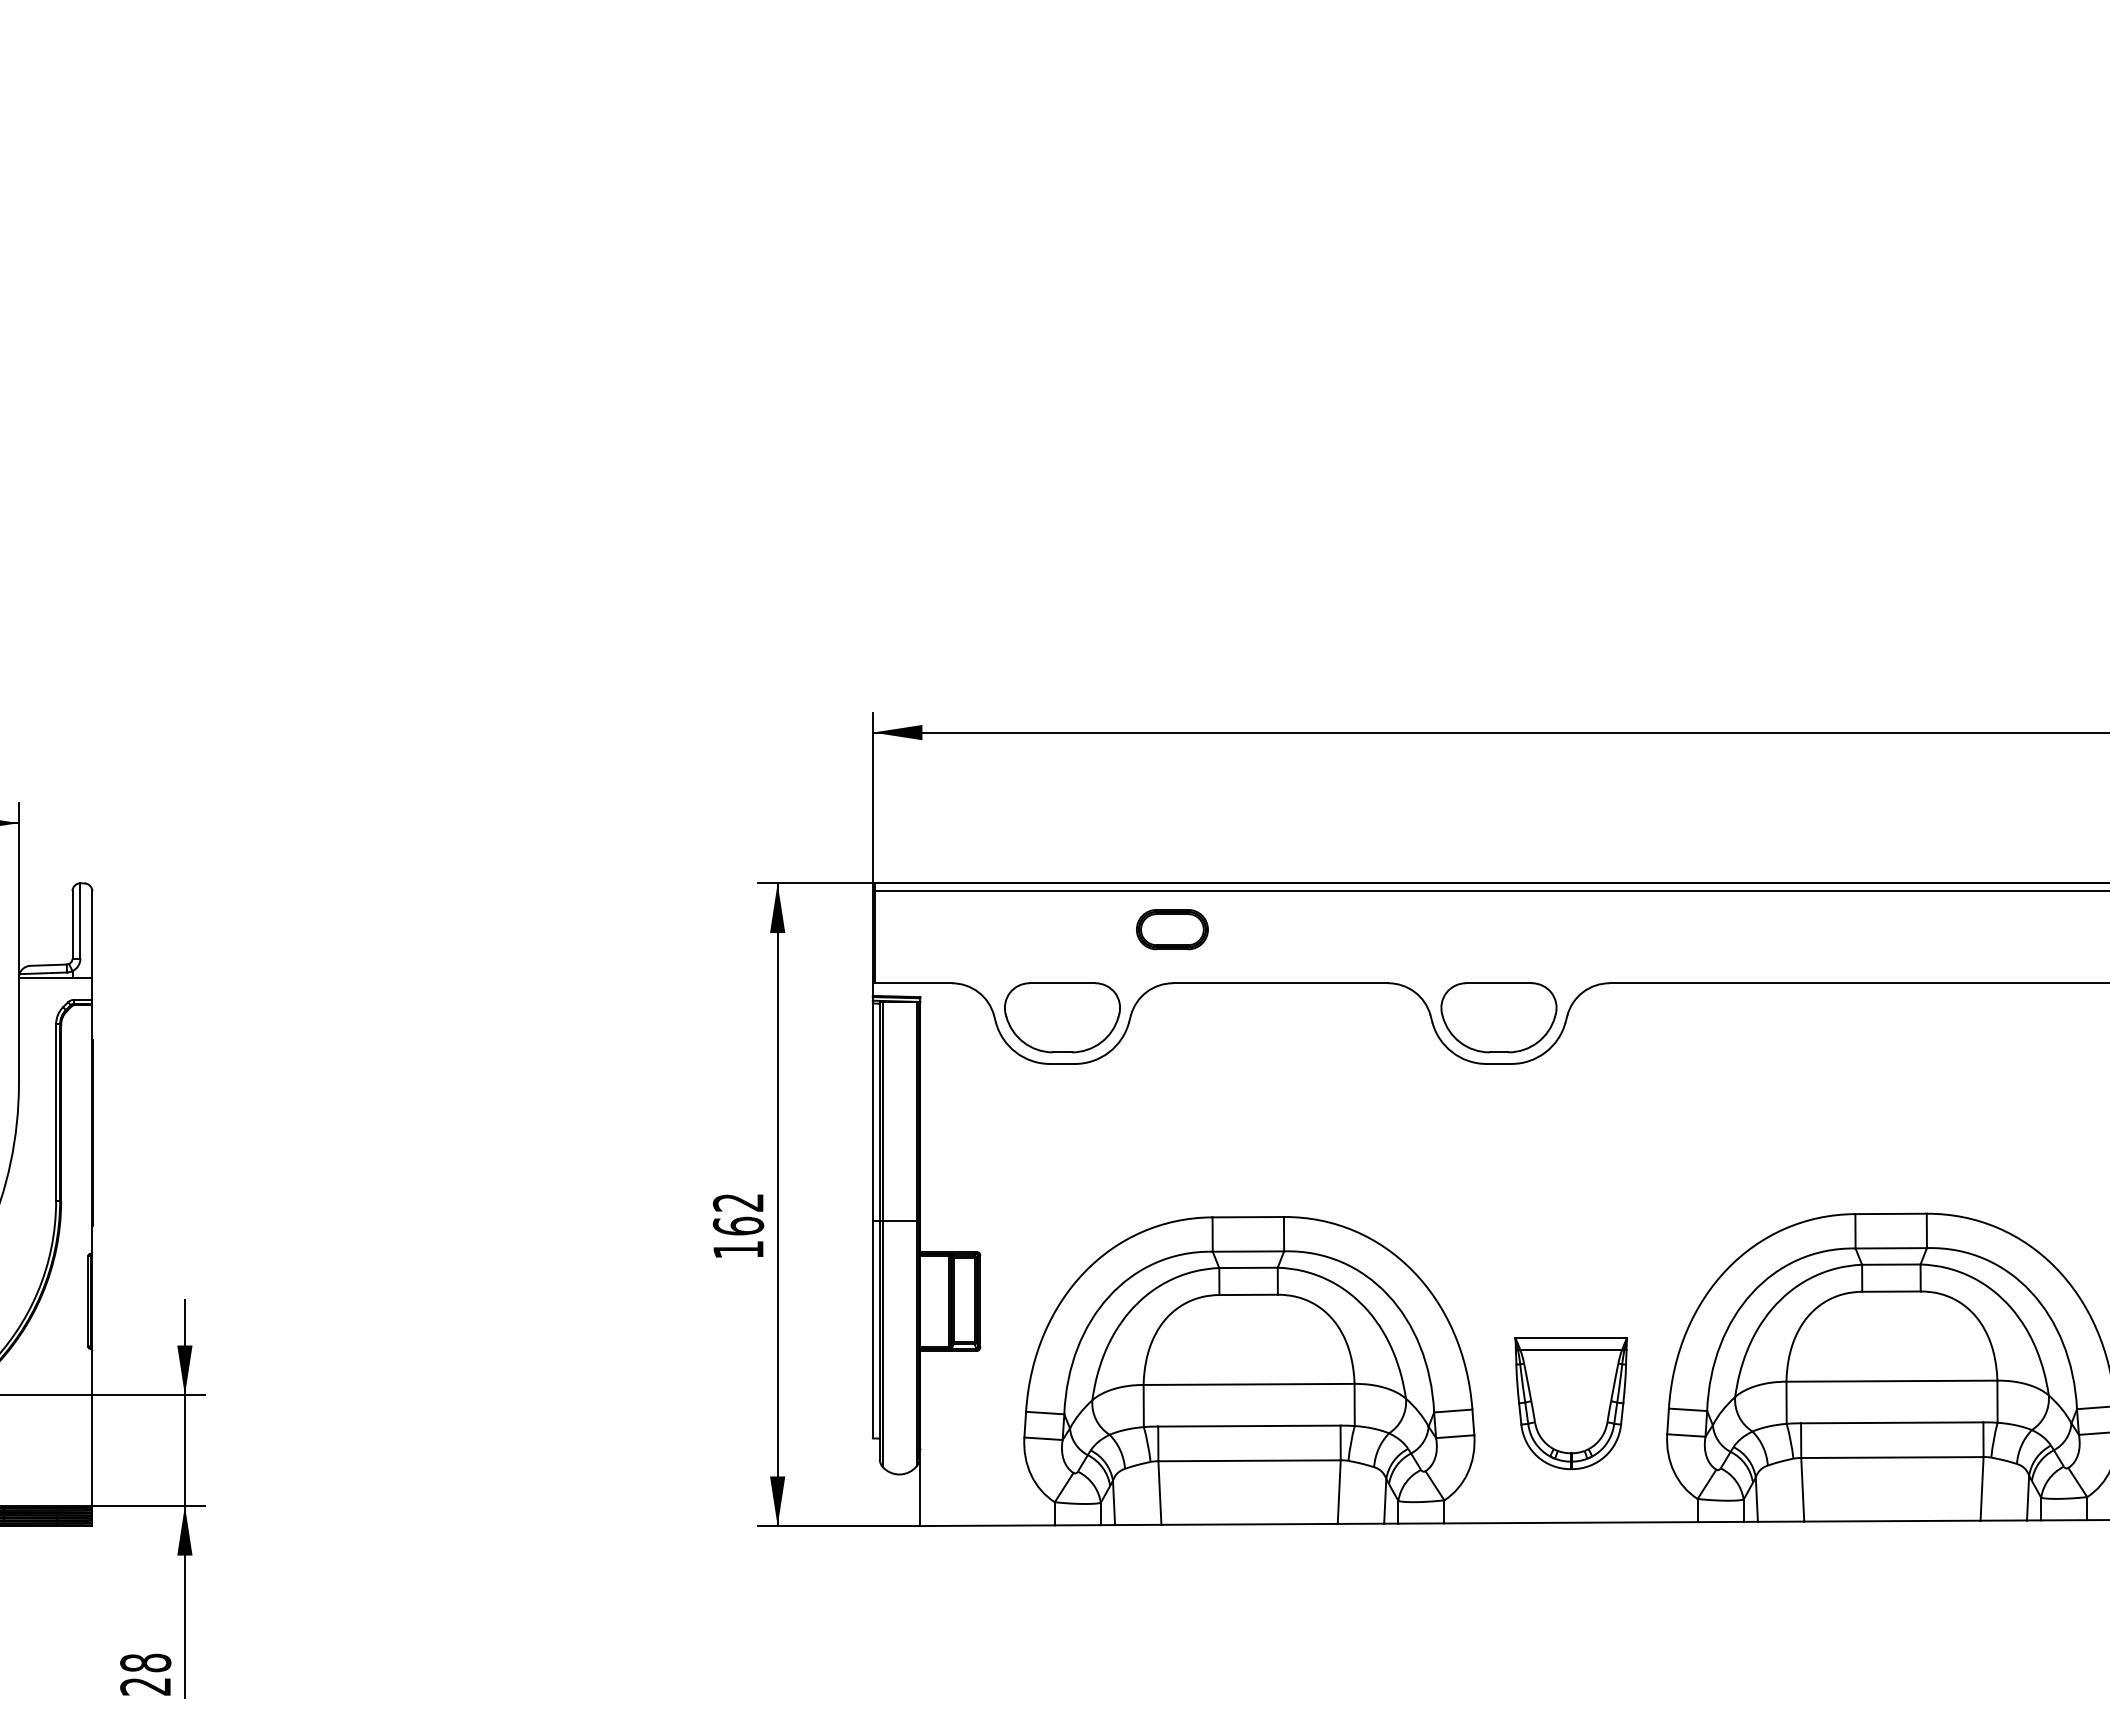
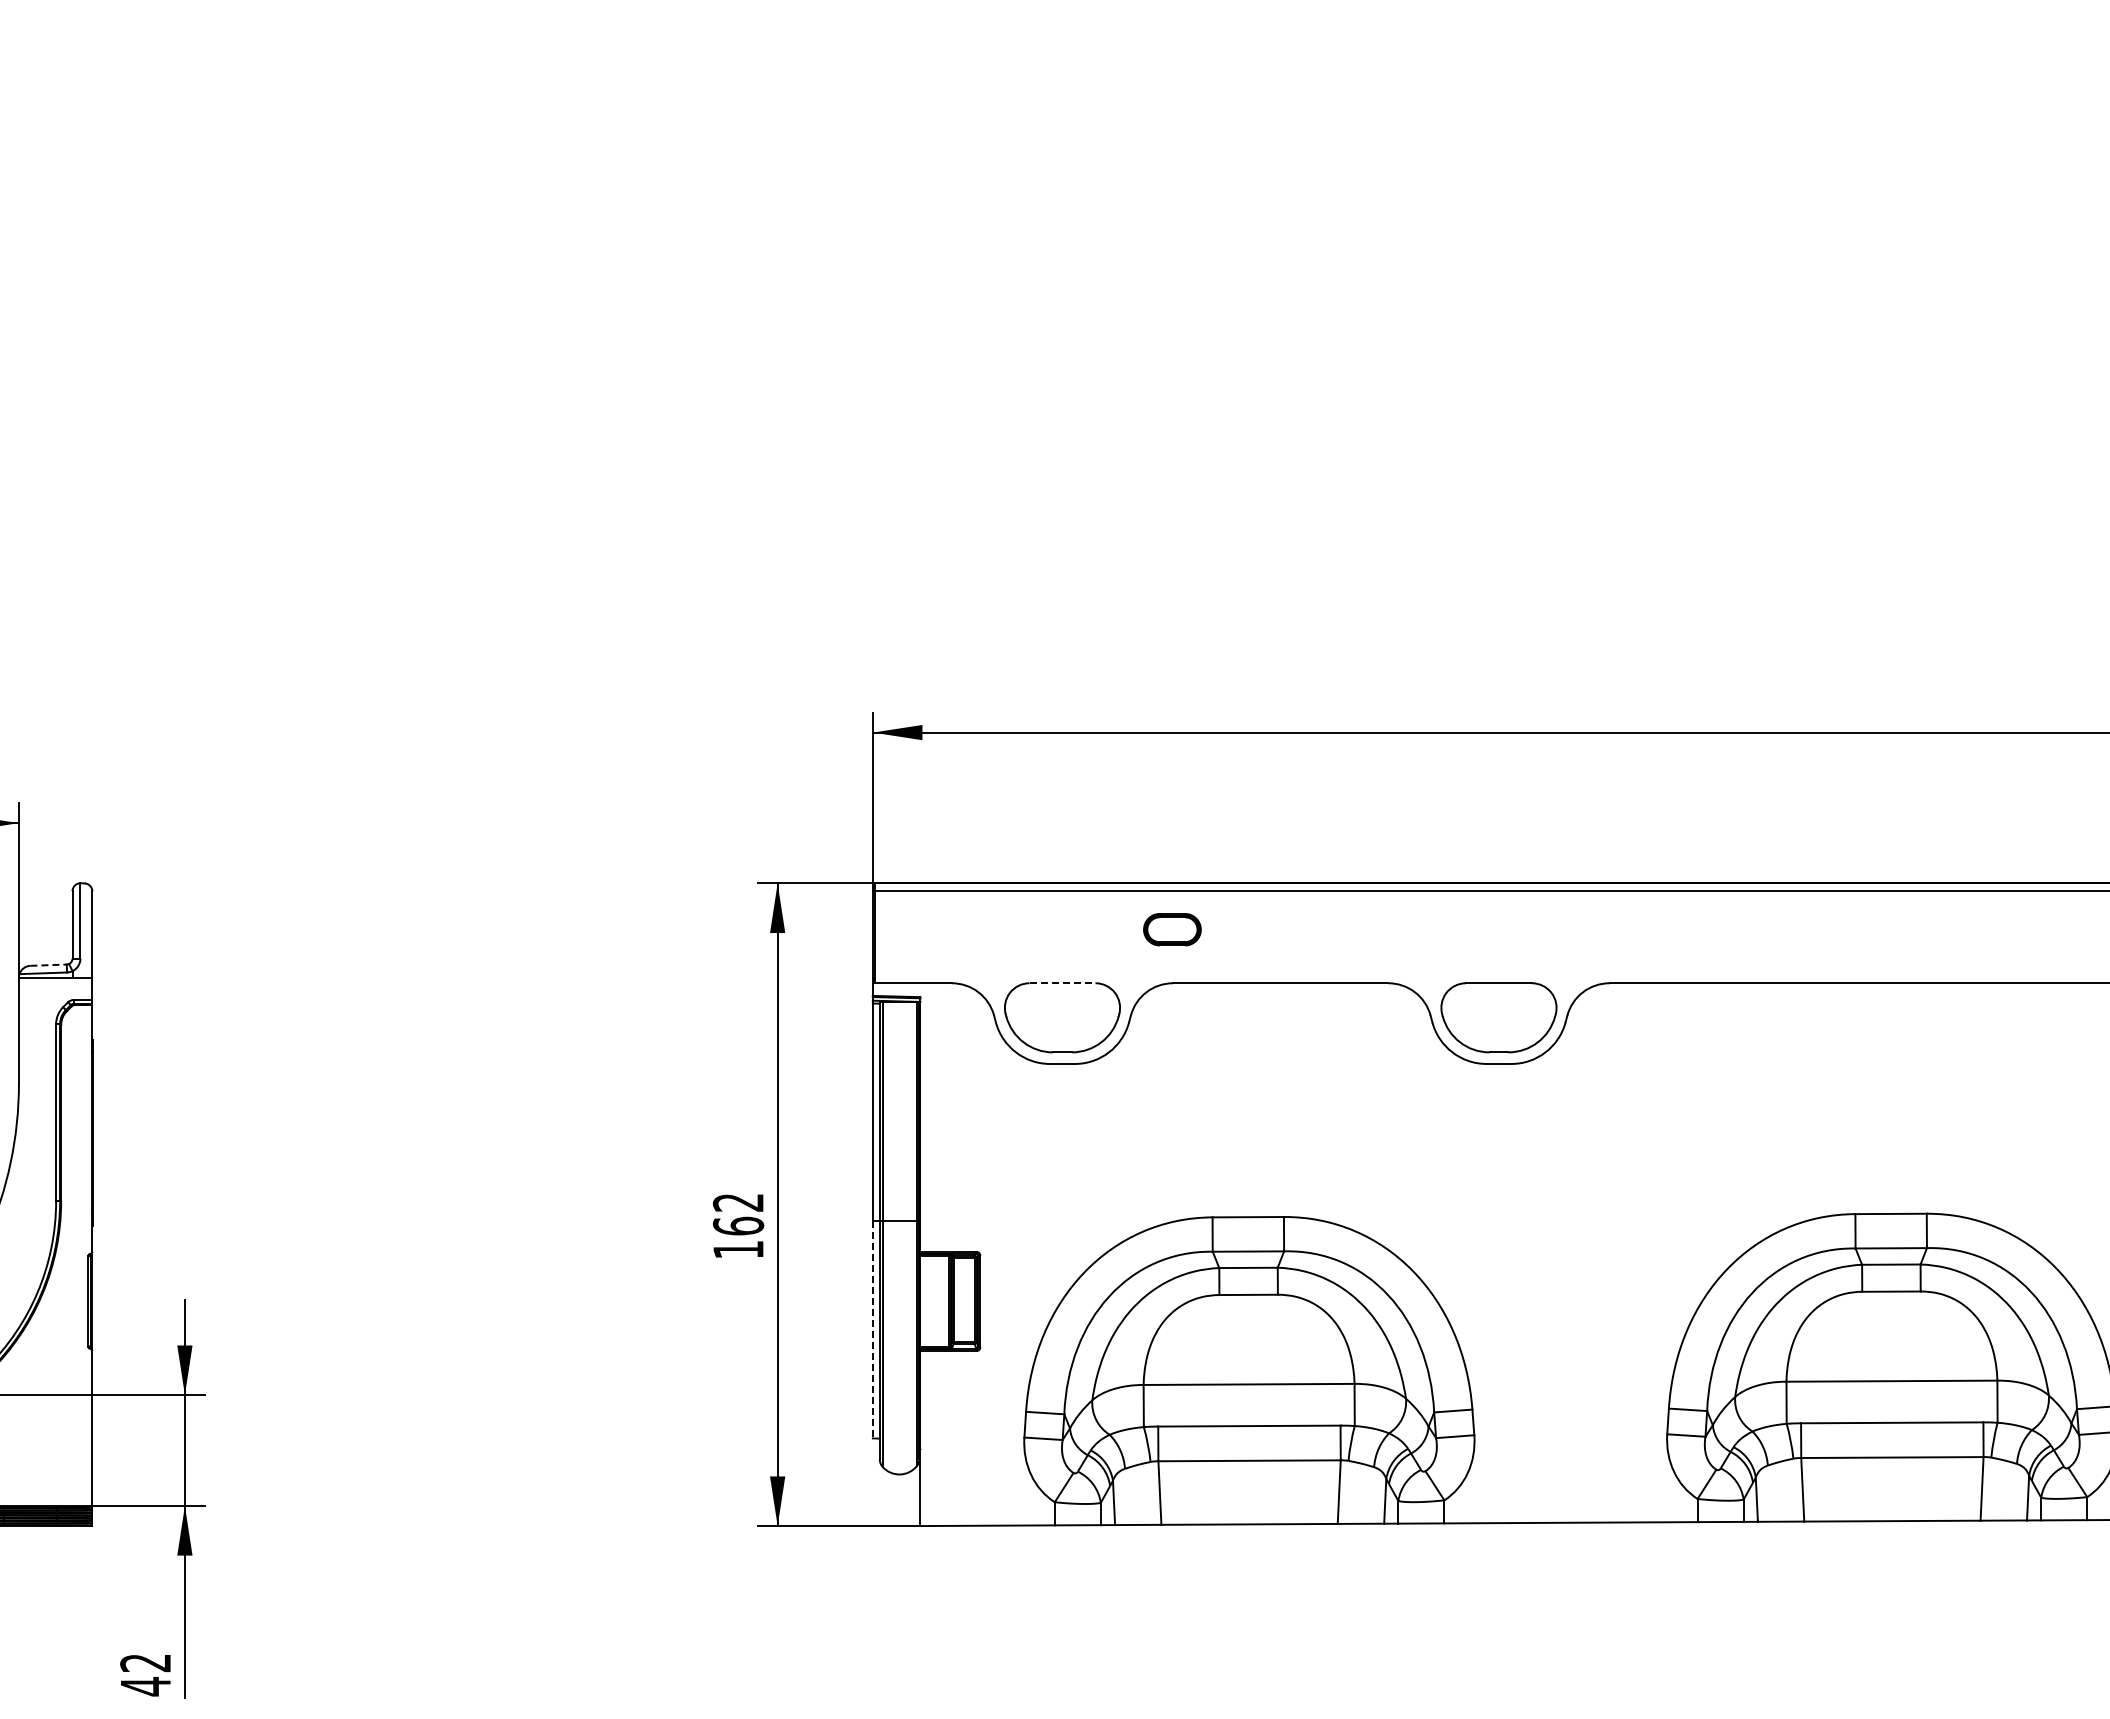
part size: 73x42 px -> 59x34 px (1172, 929)
line: solid -> dashed (49, 965)
line: solid -> dashed (1062, 983)
line: solid -> dashed (872, 1329)
part: present -> none (1570, 1403)
text: 28 -> 42 (145, 1674)
